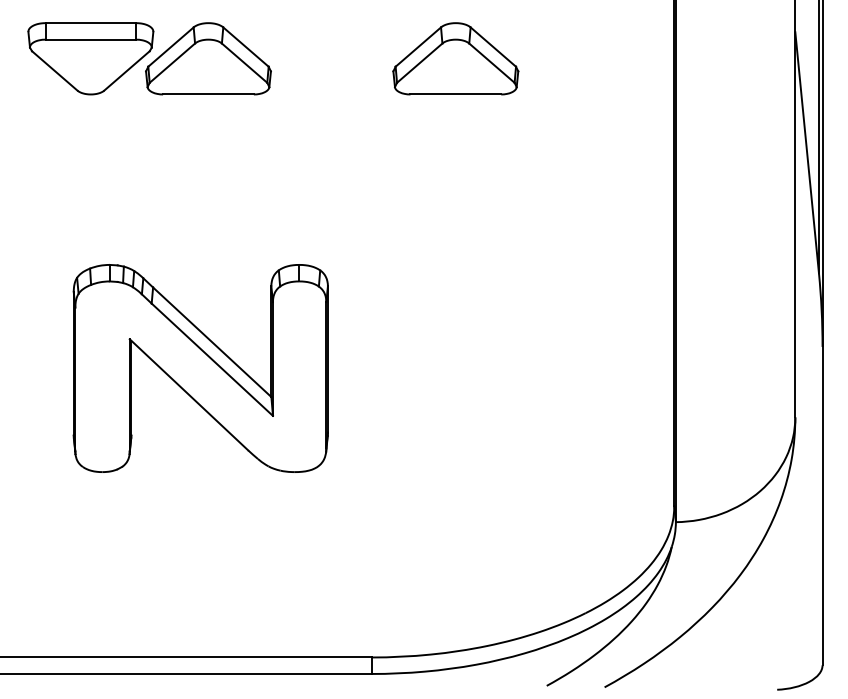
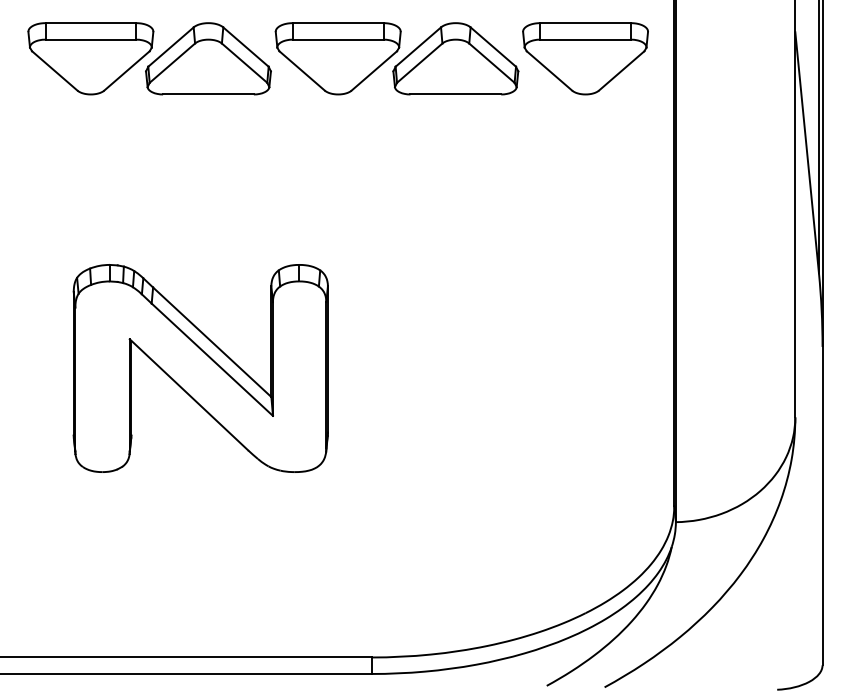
part: none -> present (337, 58)
part: none -> present (585, 58)
